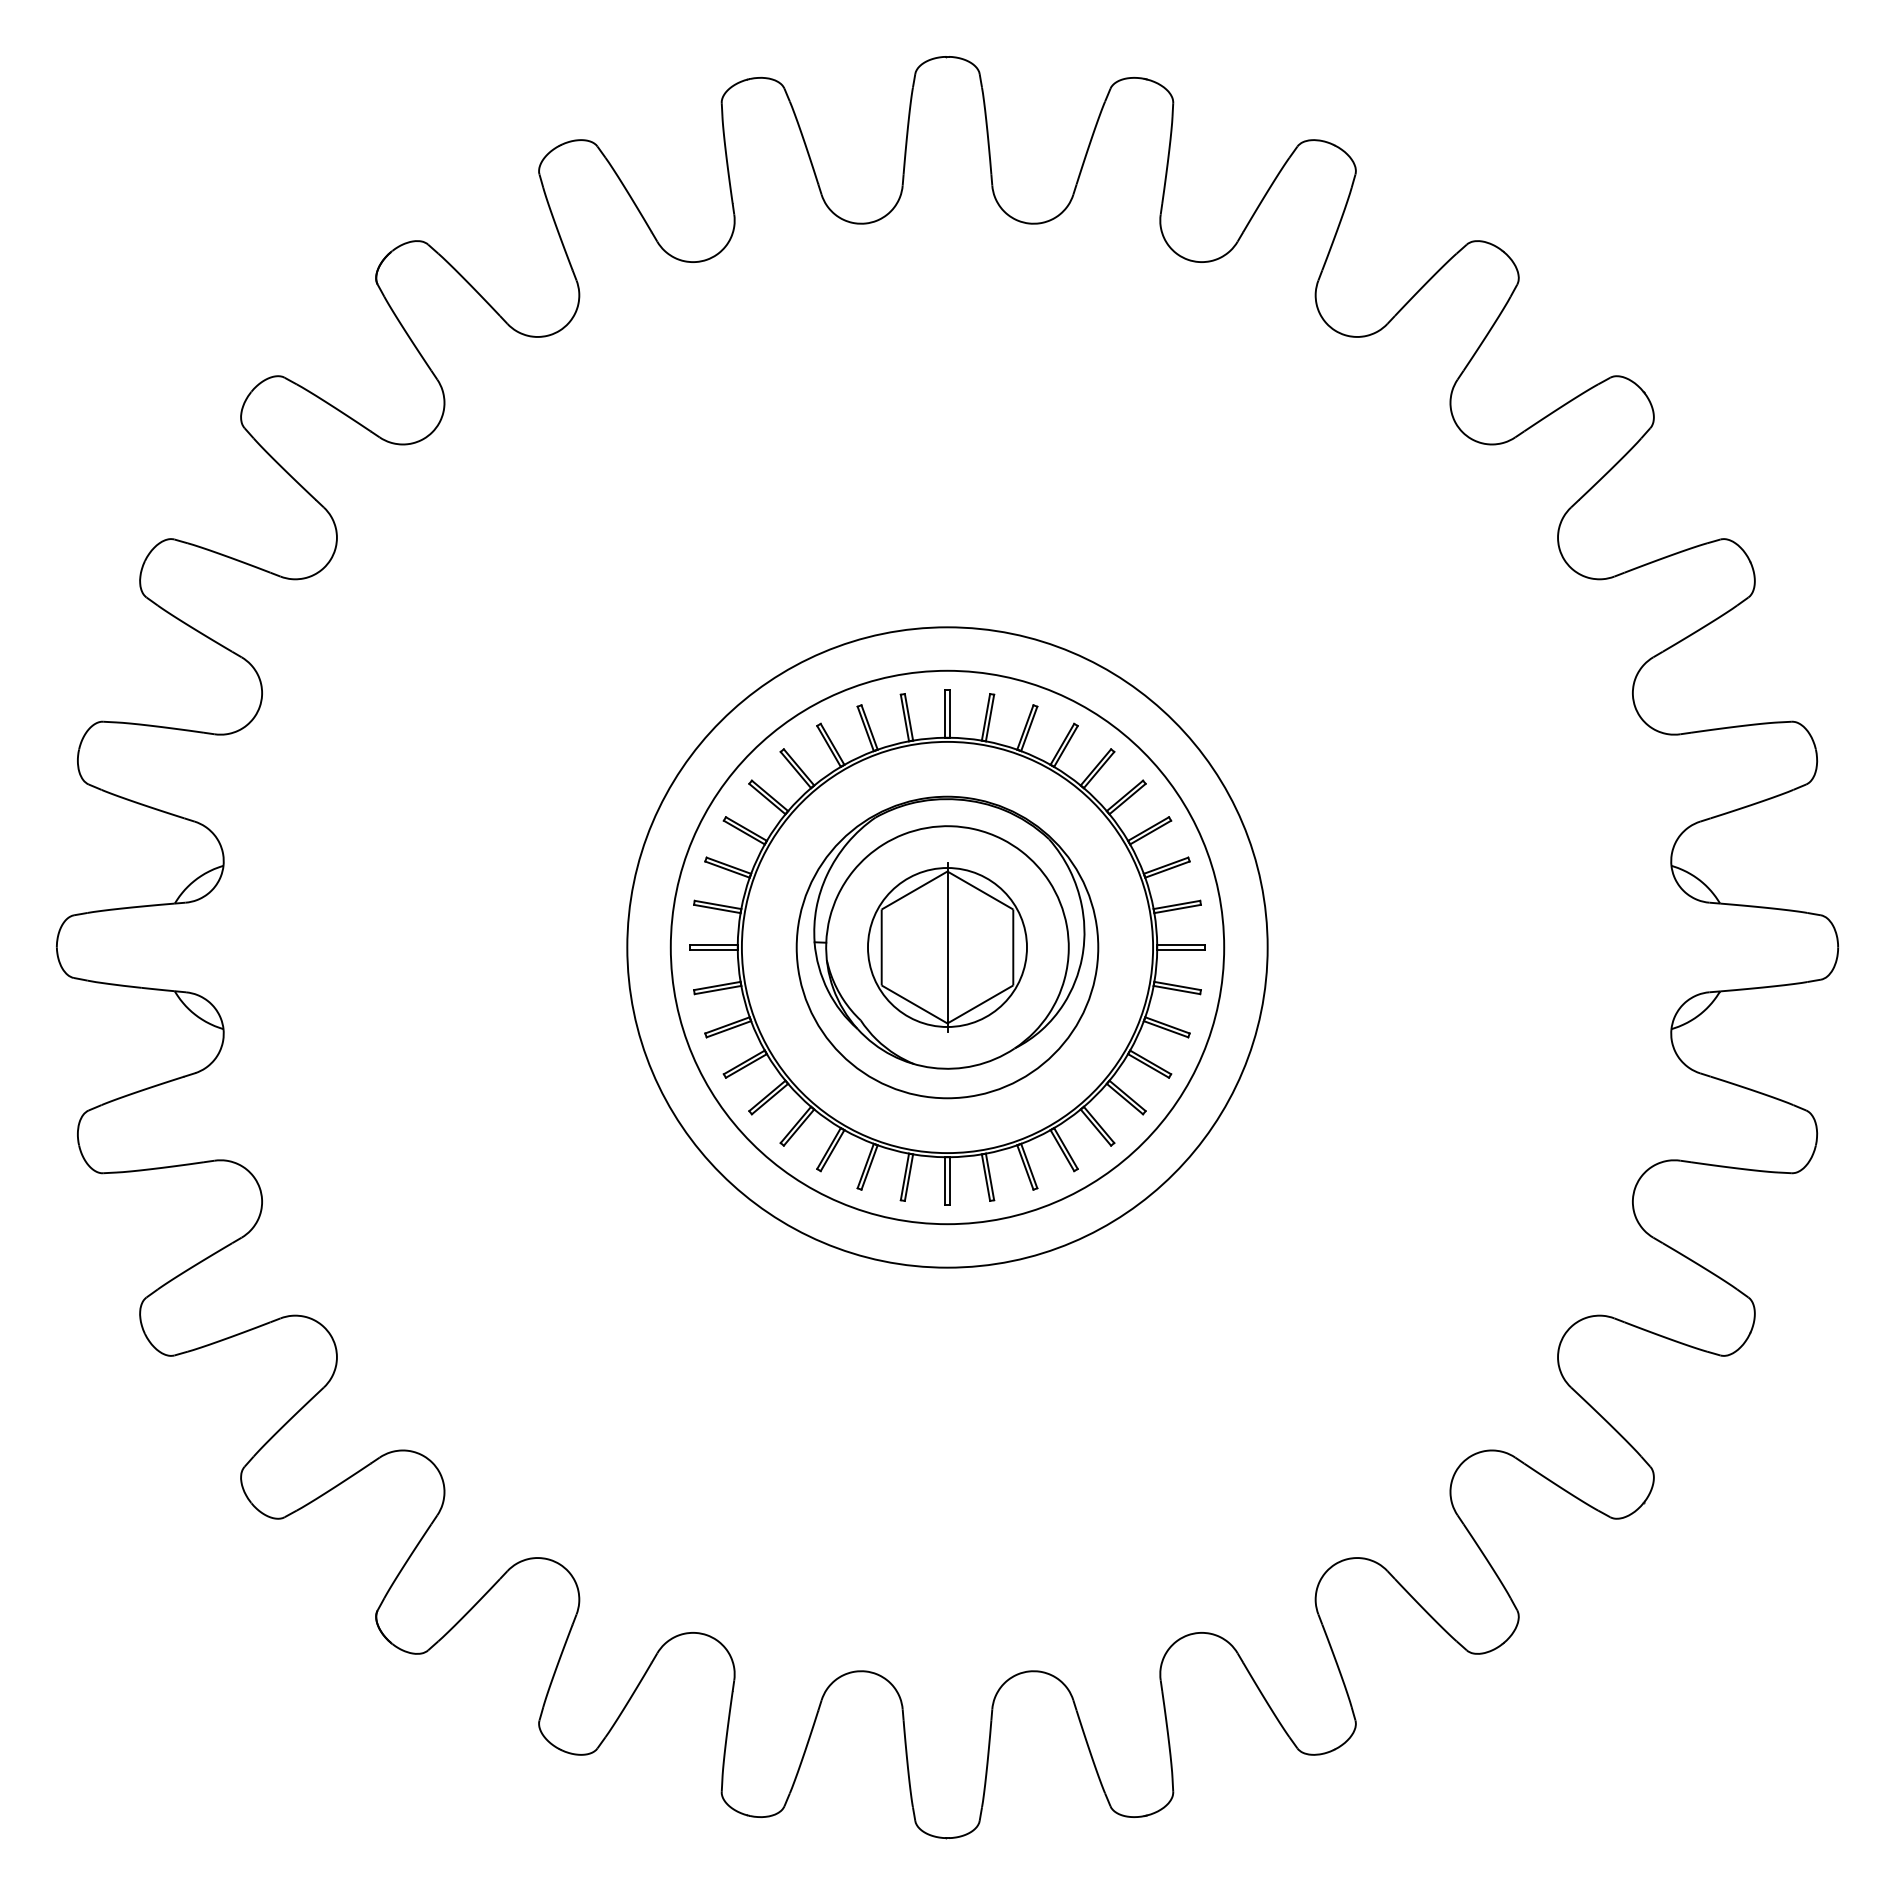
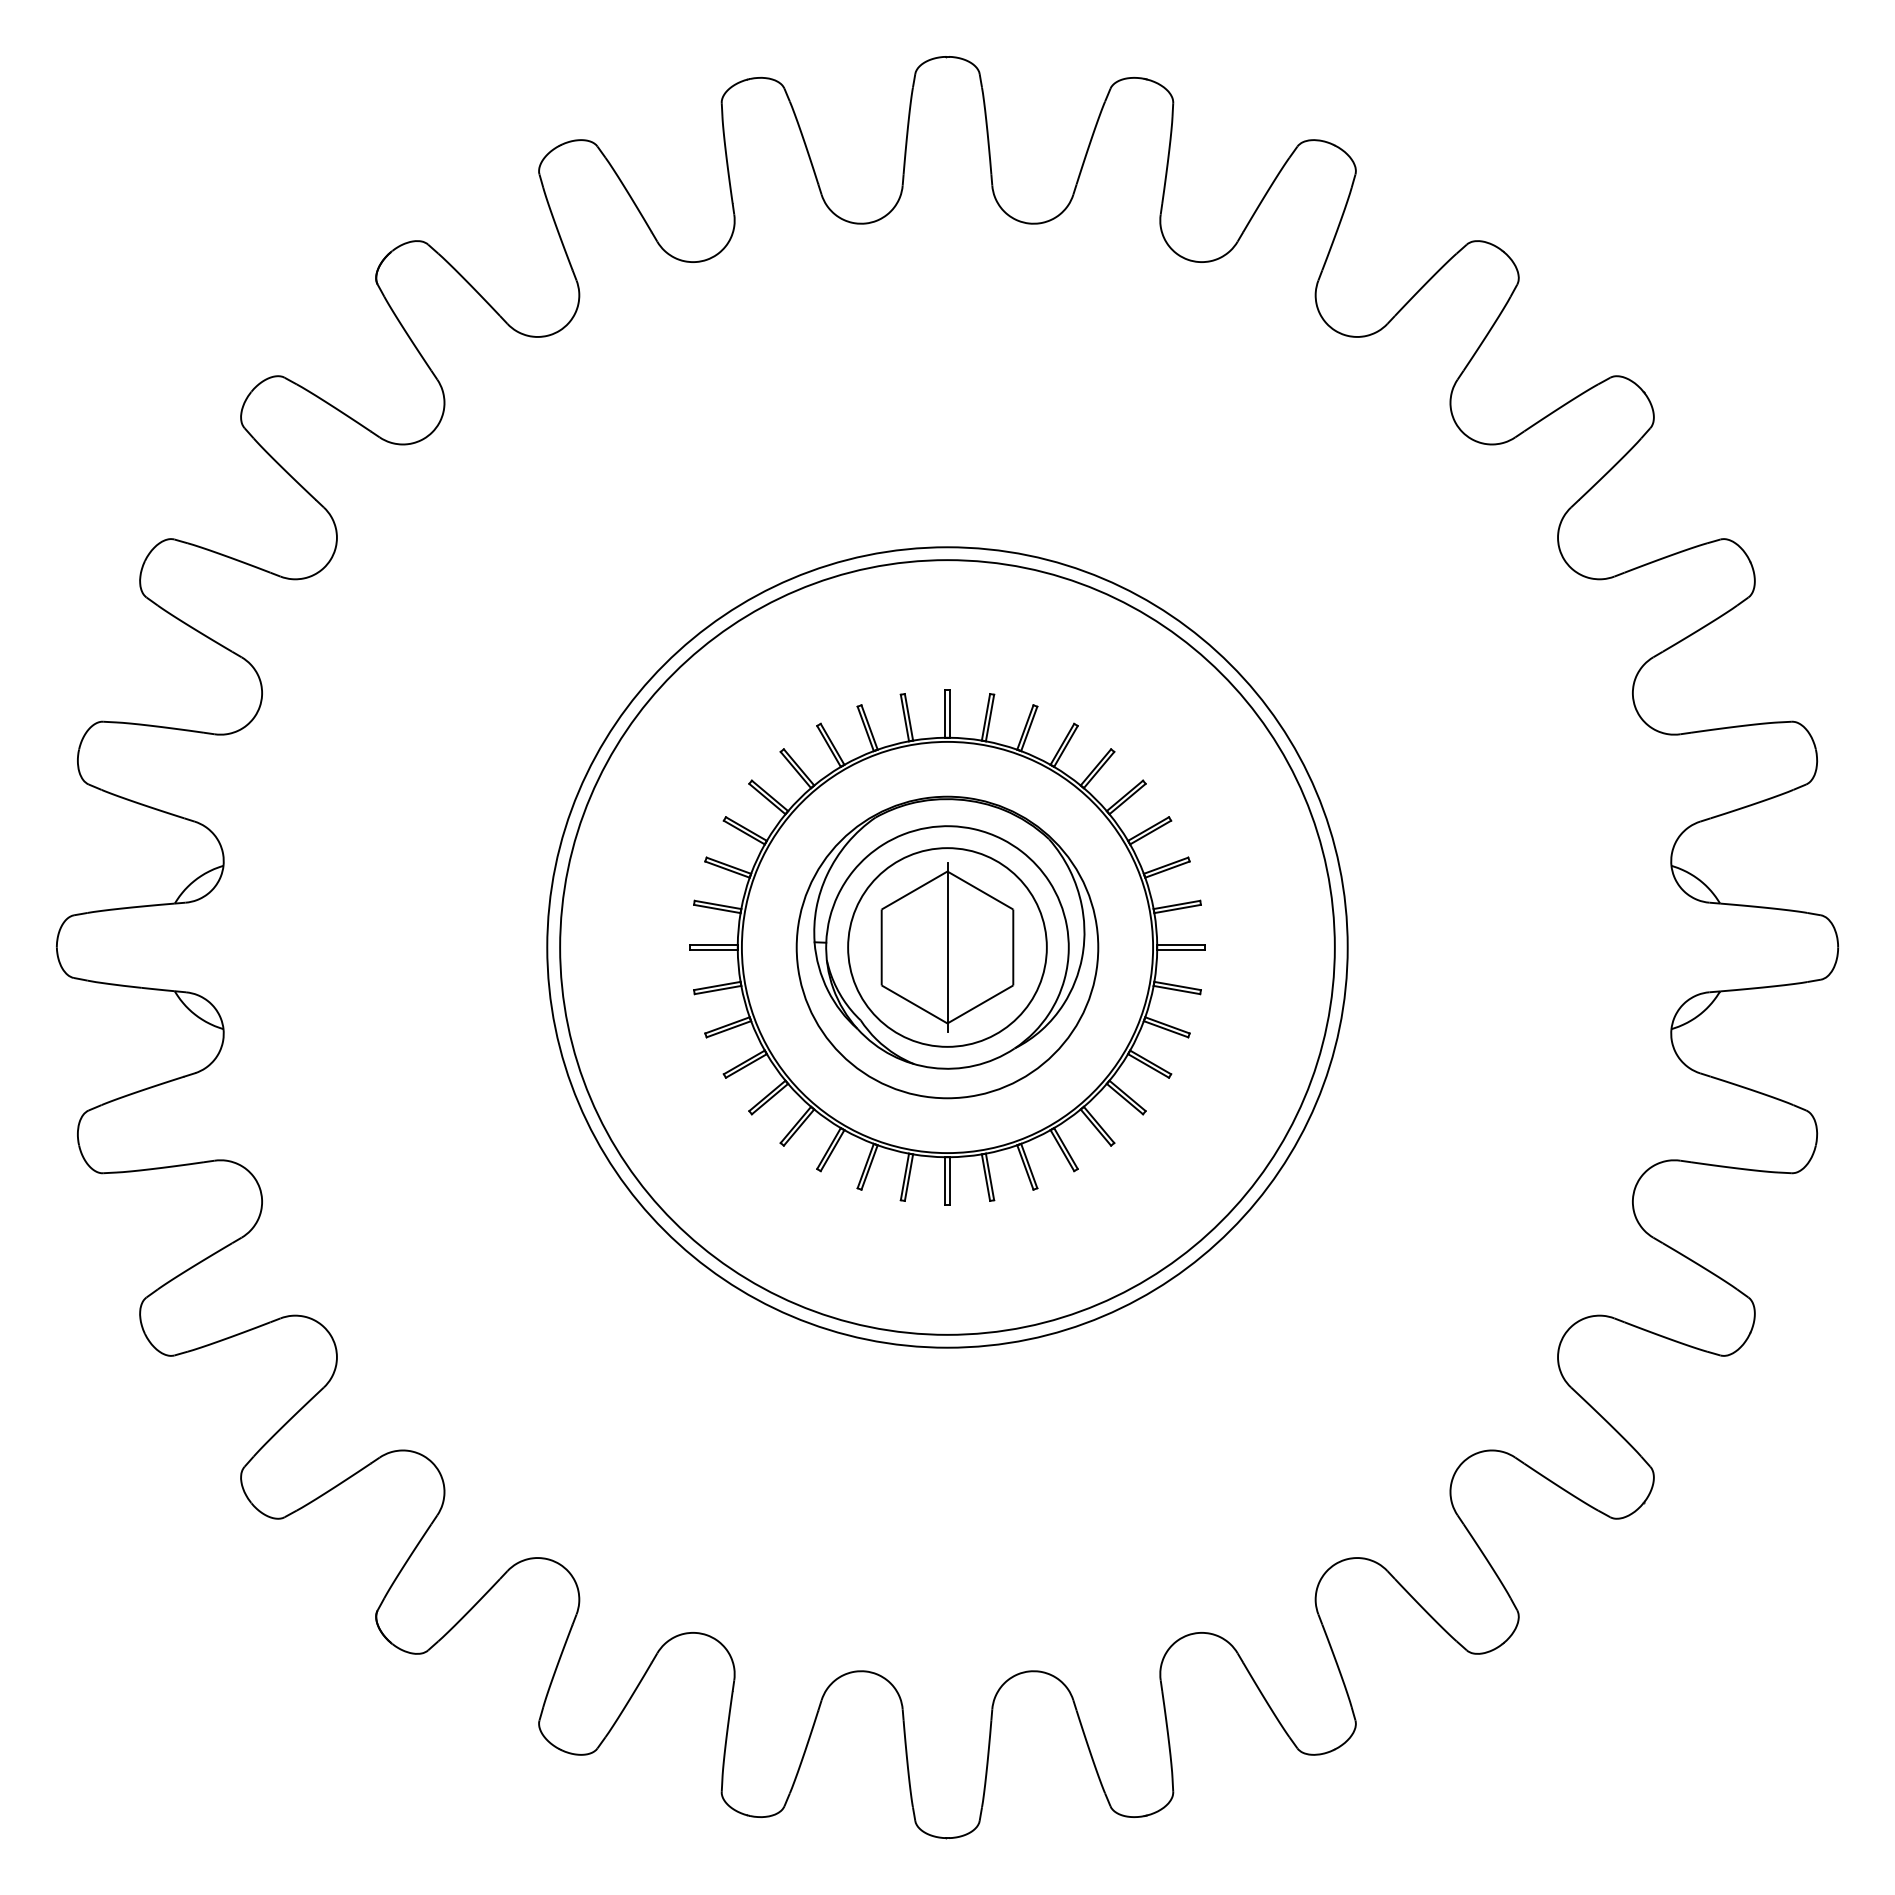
circle diameter: 159 px -> 199 px (947, 947)
circle diameter: 553 px -> 775 px (947, 947)
circle diameter: 640 px -> 800 px (947, 947)
